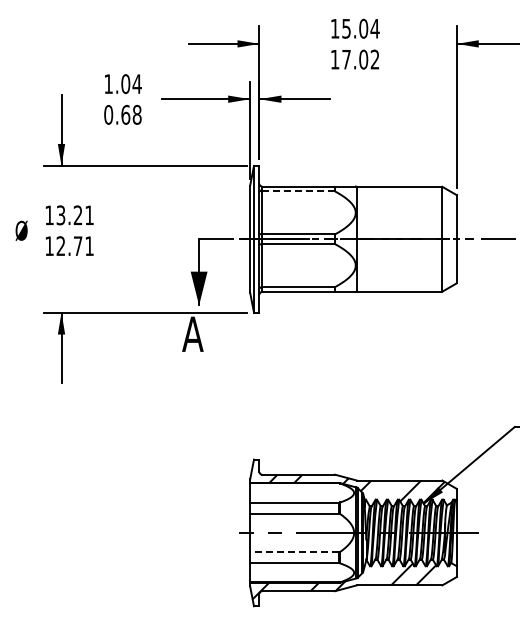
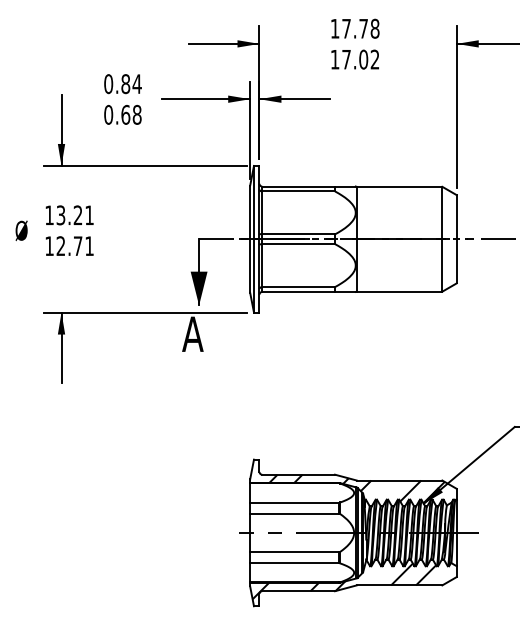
text: 15.04 -> 17.78 (360, 28)
text: 1.04 -> 0.84 (117, 84)
line: dashed -> solid (299, 191)
line: dashed -> solid (294, 552)
